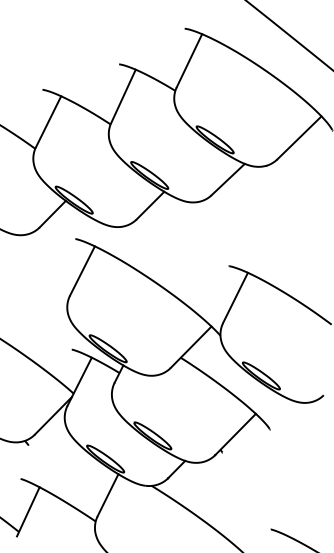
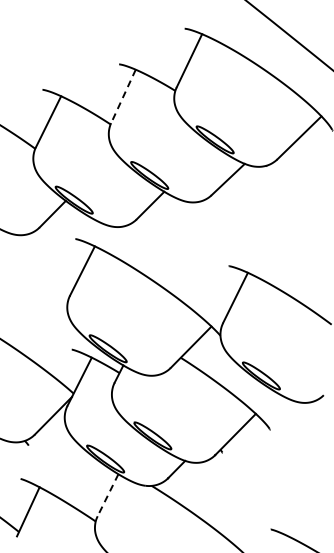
line: solid -> dashed (123, 96)
line: solid -> dashed (107, 495)
